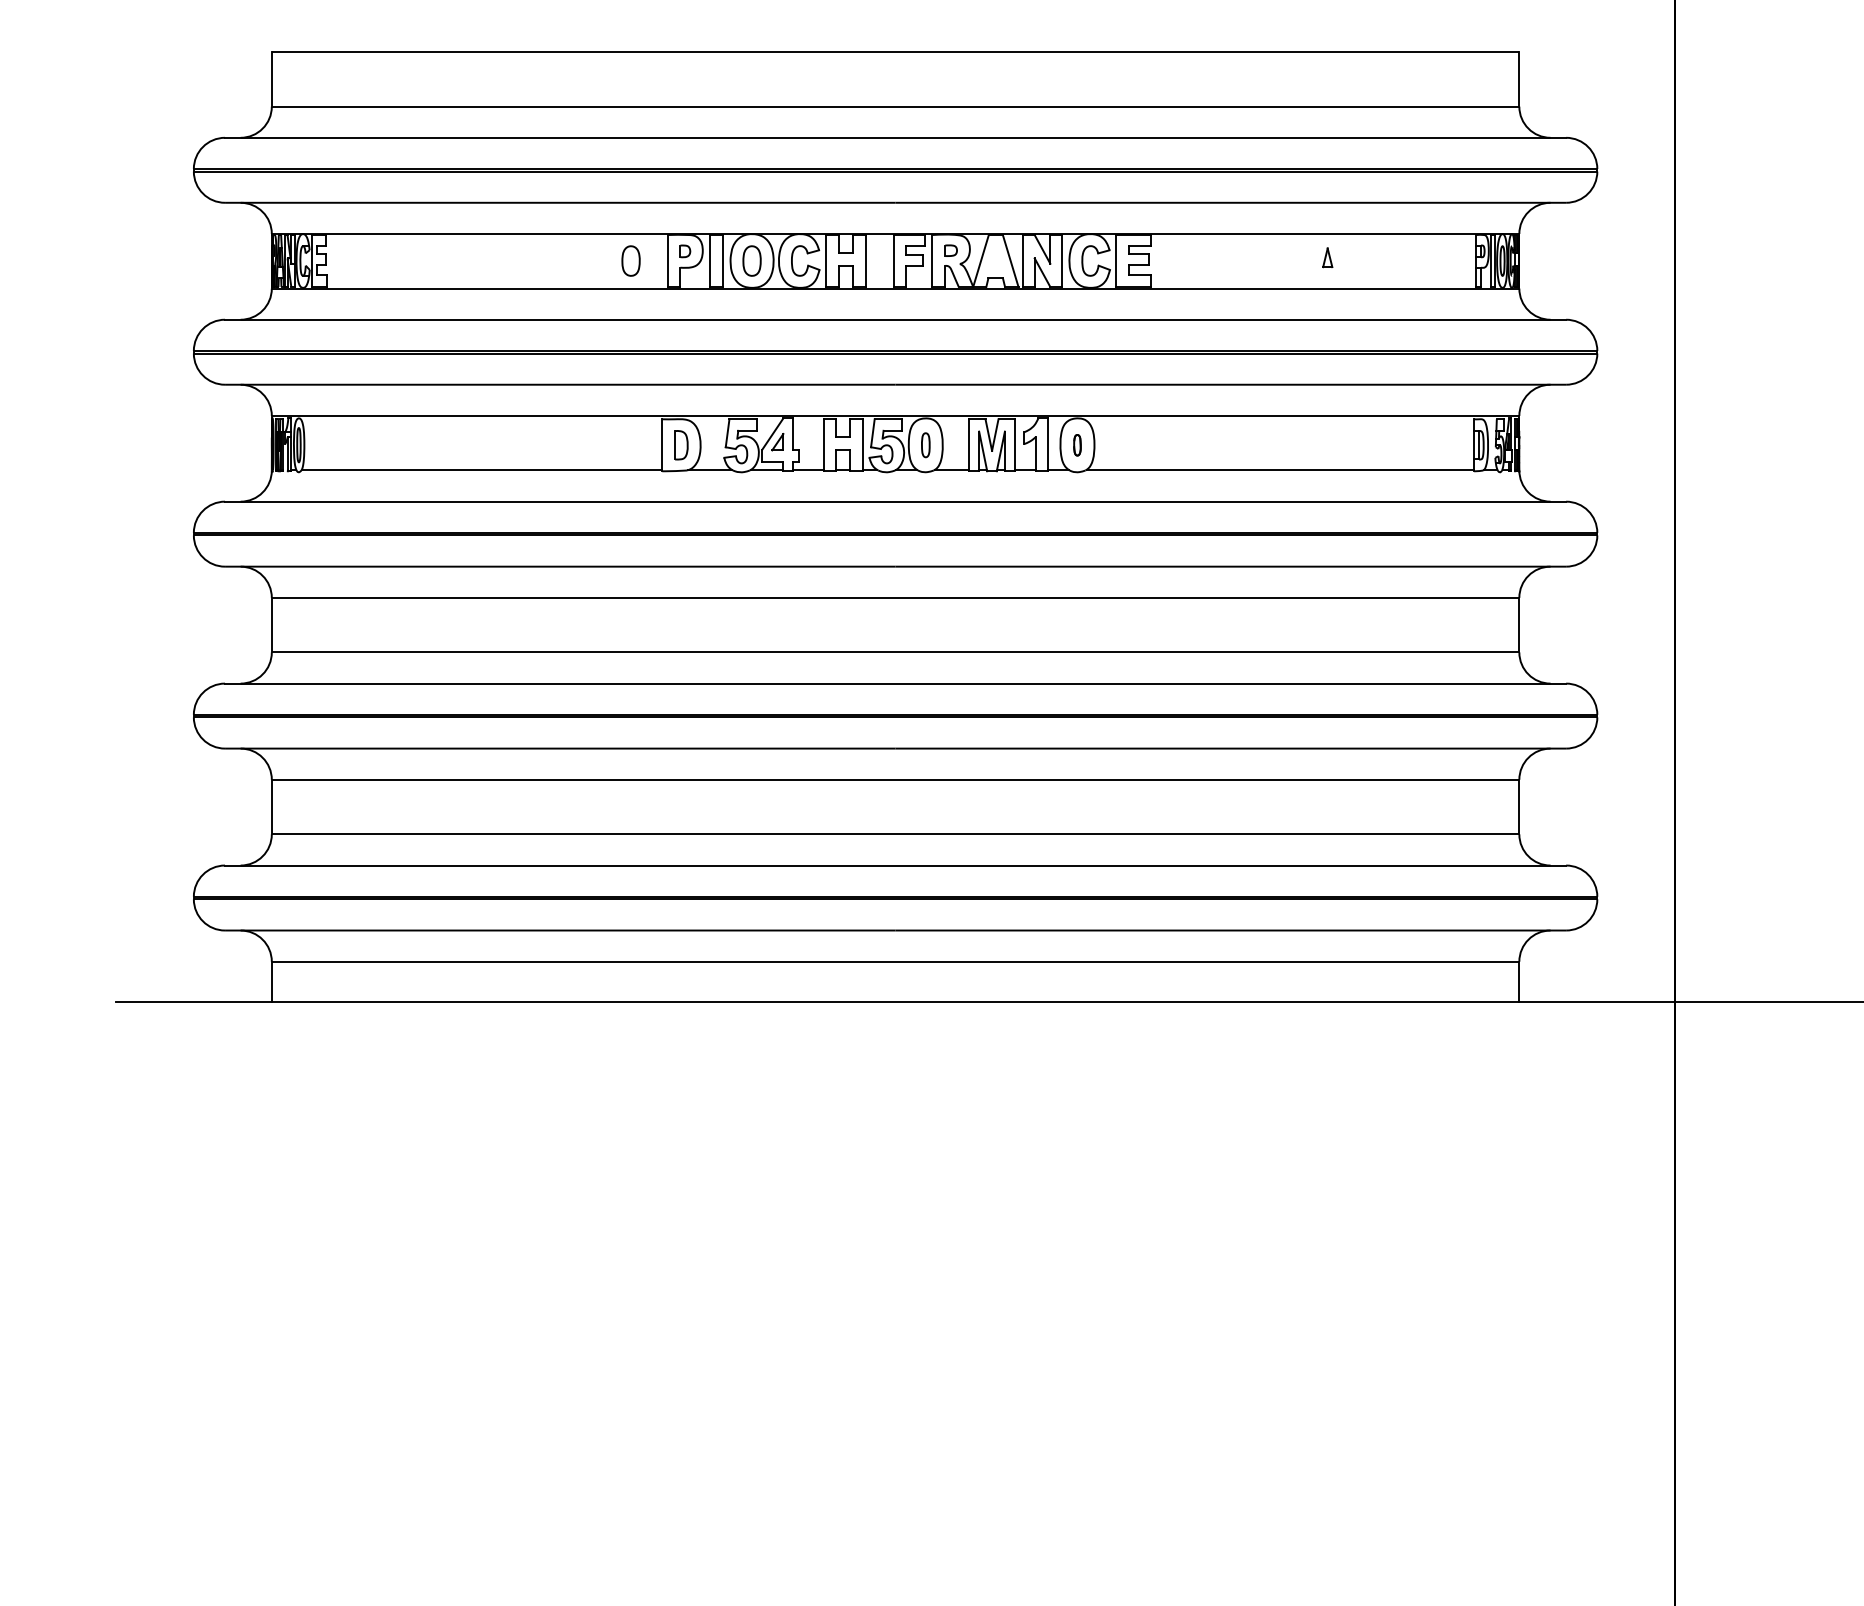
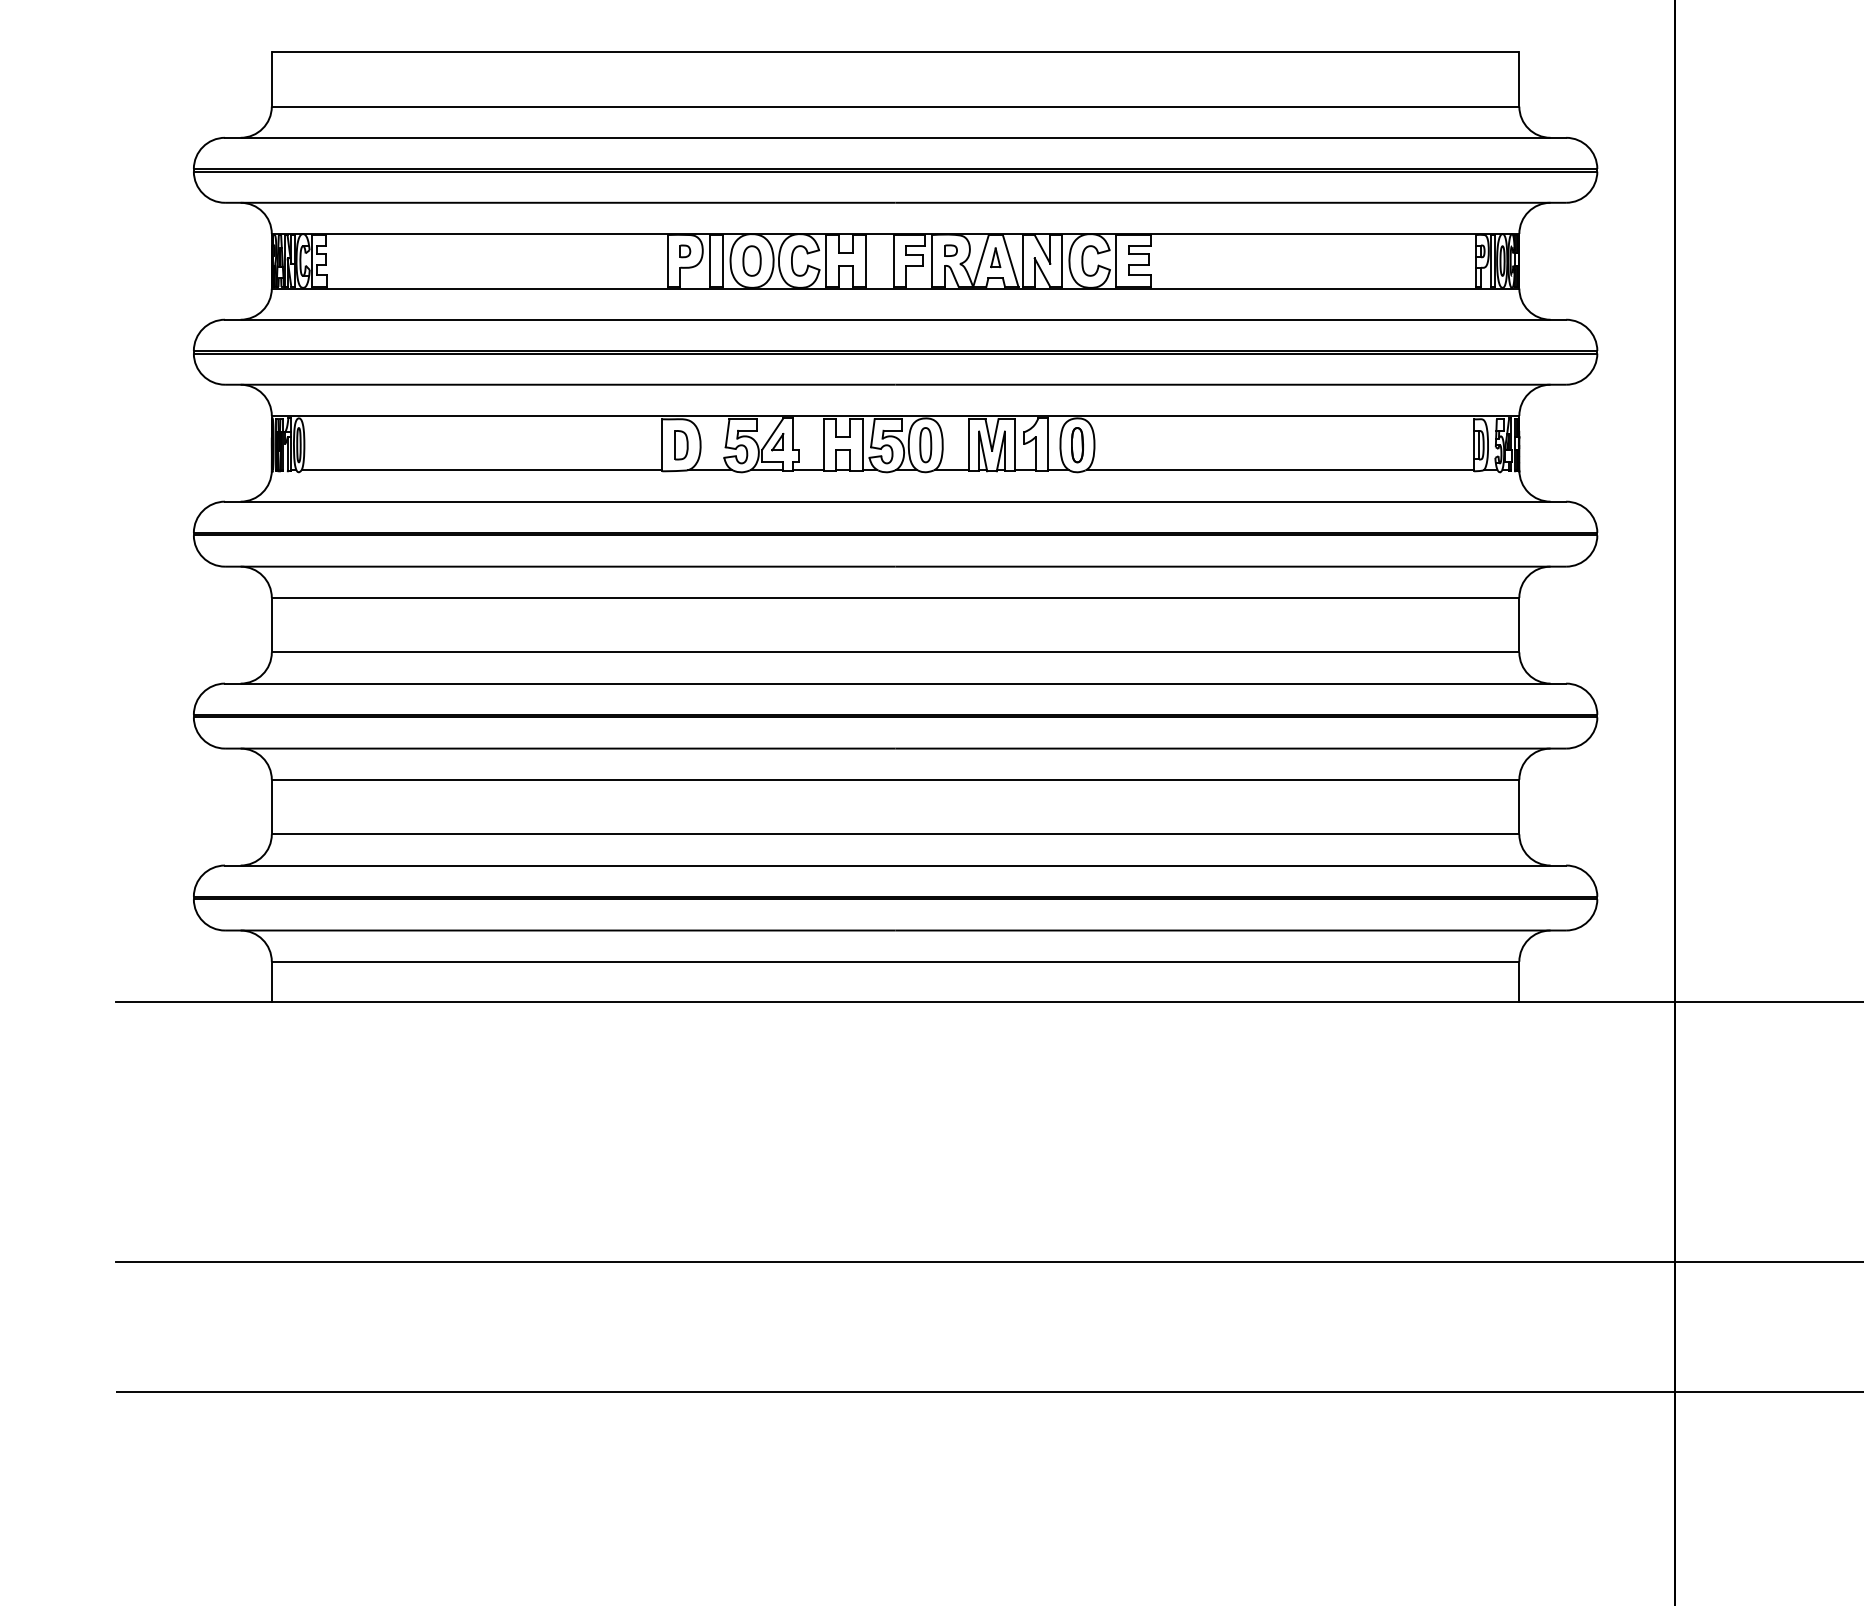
part position: (1327, 257) -> (995, 257) (995, 257)
part: present -> none (630, 260)
part size: 10x27 px -> 14x37 px (925, 445)
part size: 9x23 px -> 13x37 px (1077, 445)
line: none -> present (987, 1261)
line: none -> present (987, 1391)
